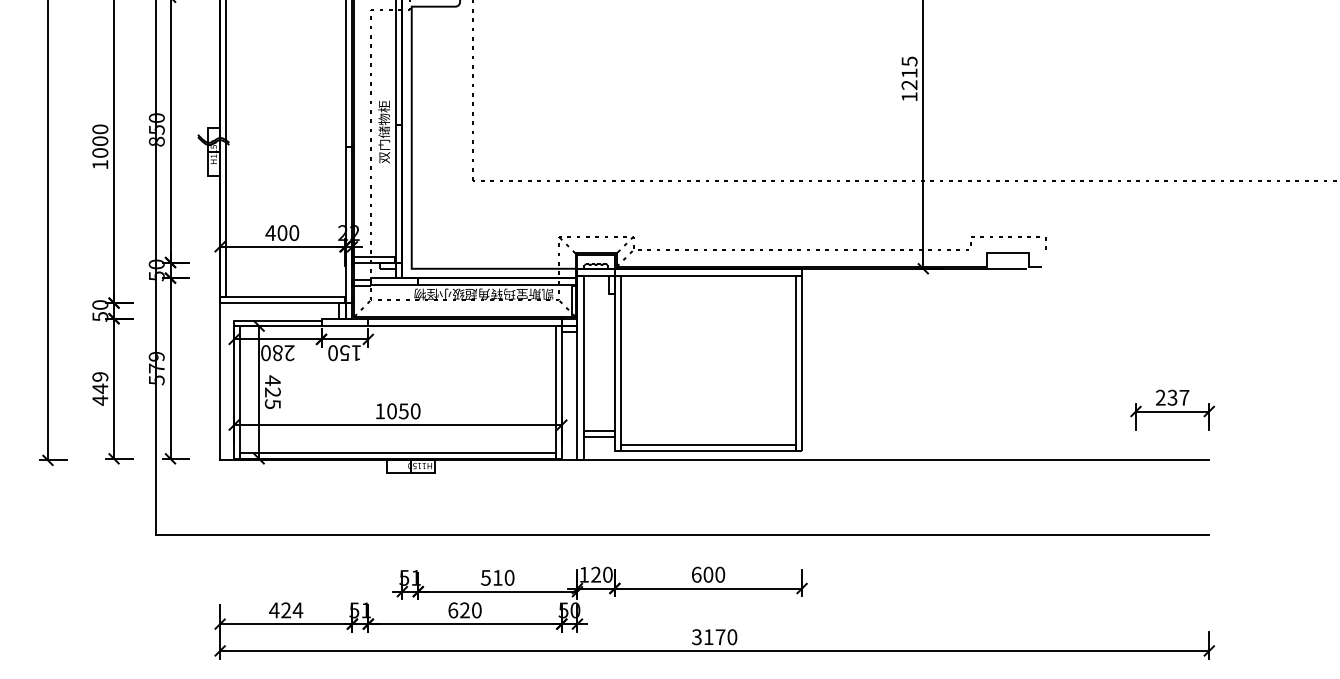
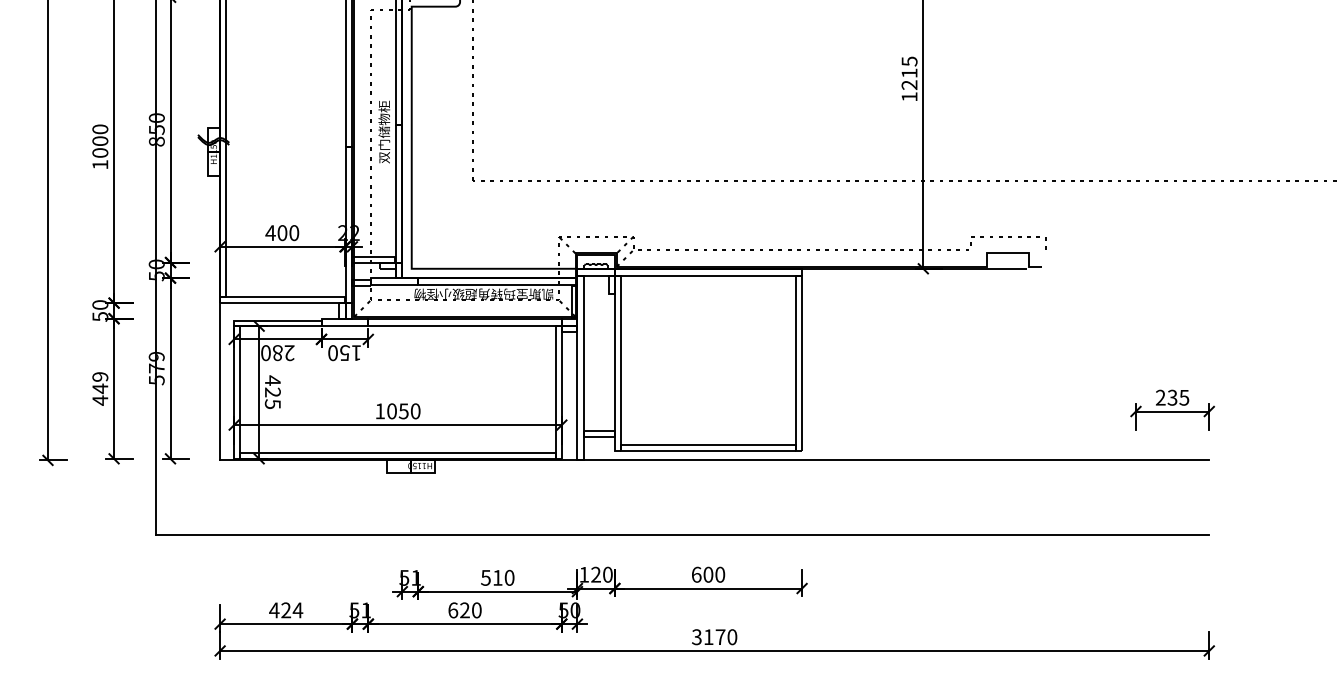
text: 237 -> 235 (1184, 397)
